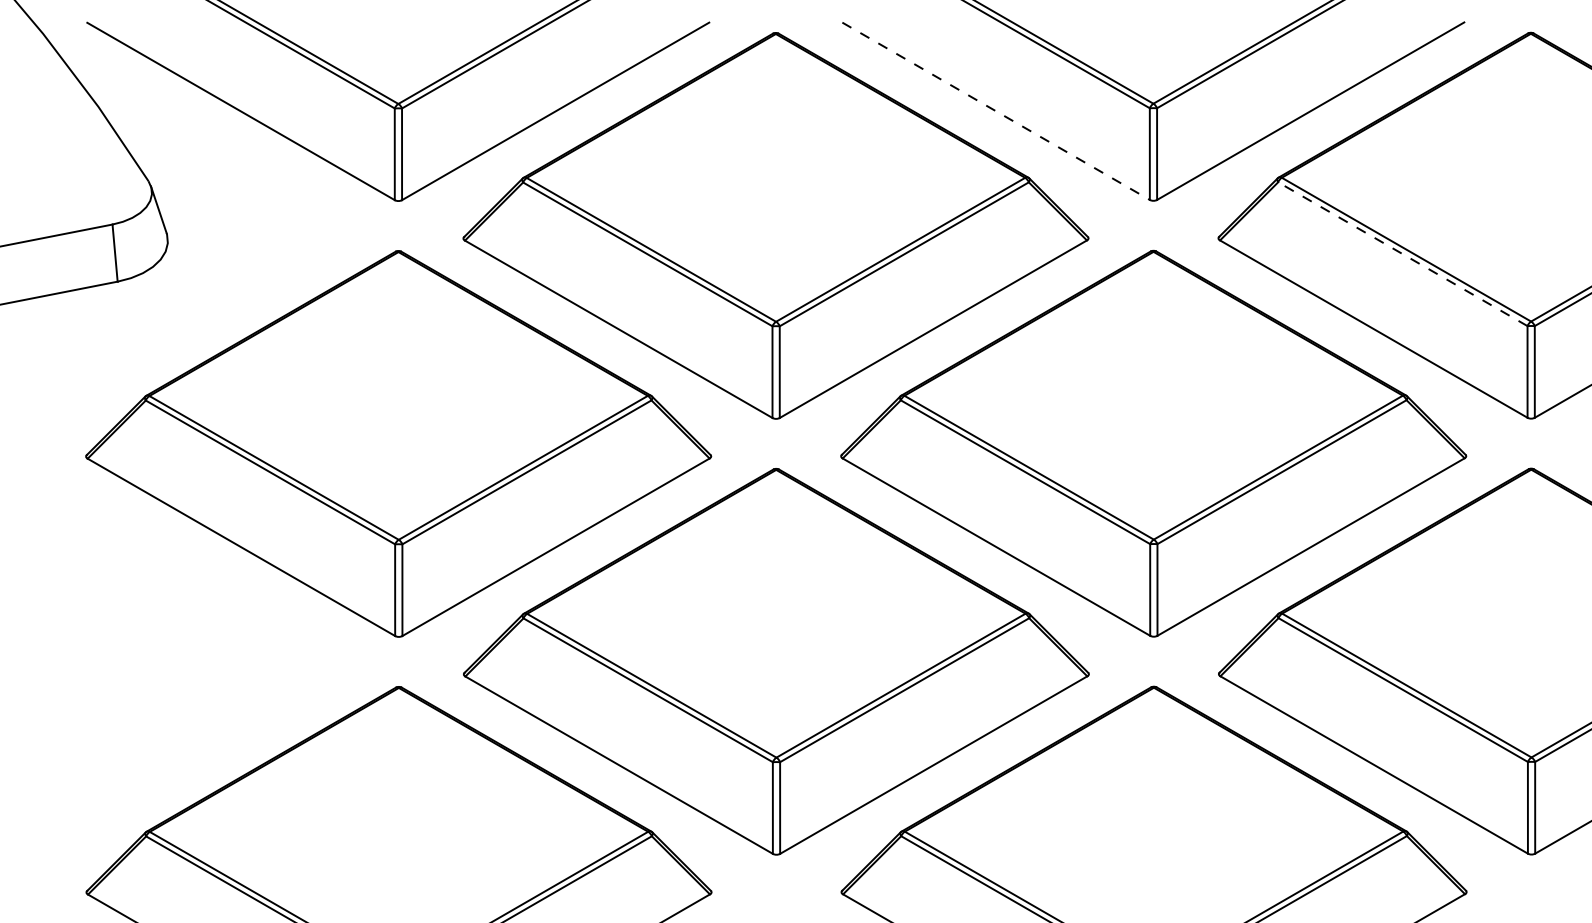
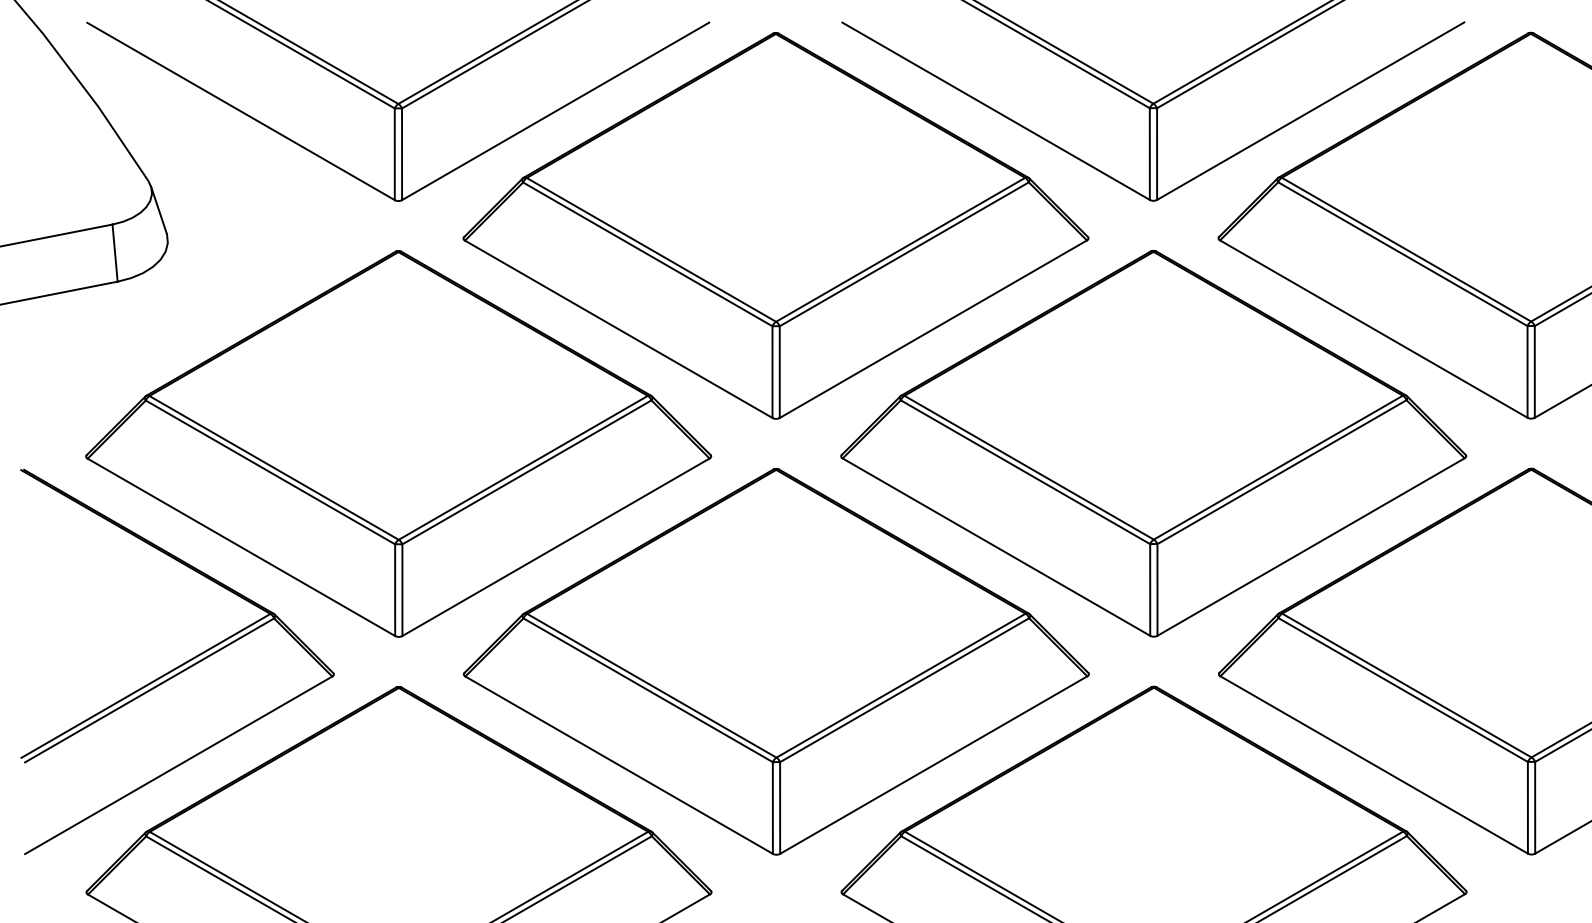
line: dashed -> solid (996, 111)
line: dashed -> solid (1402, 254)
part: none -> present (177, 661)
